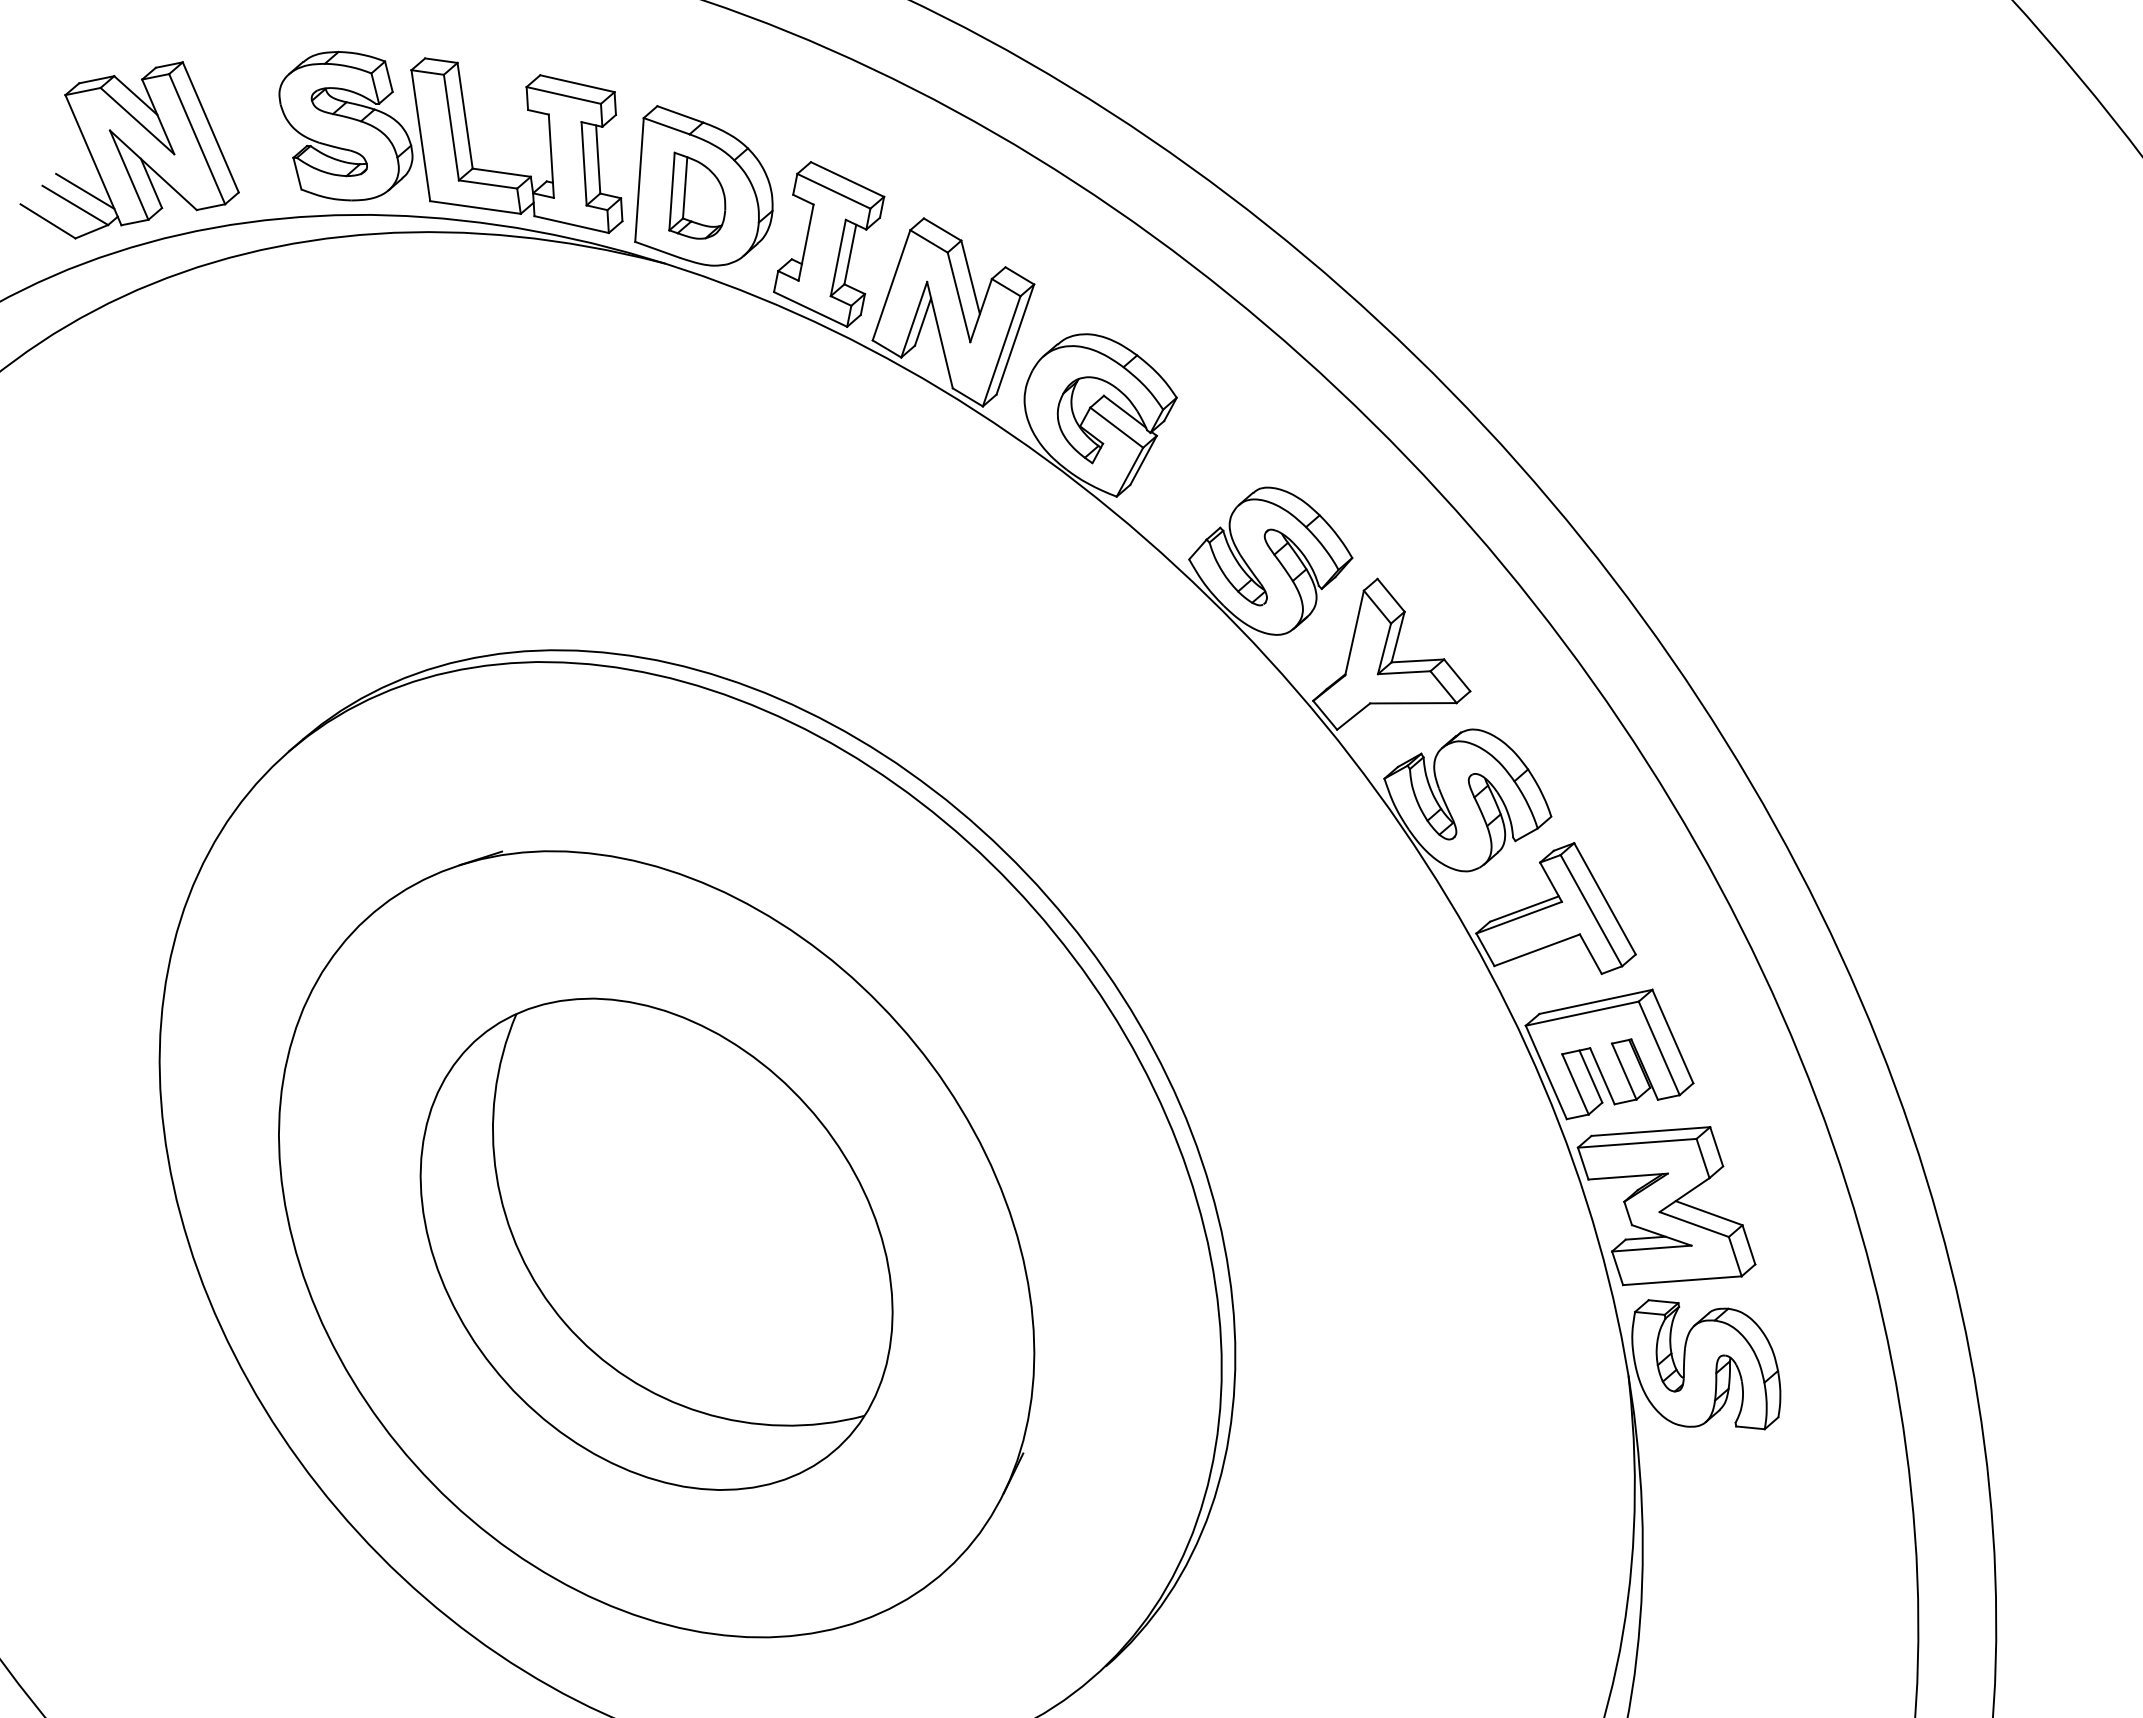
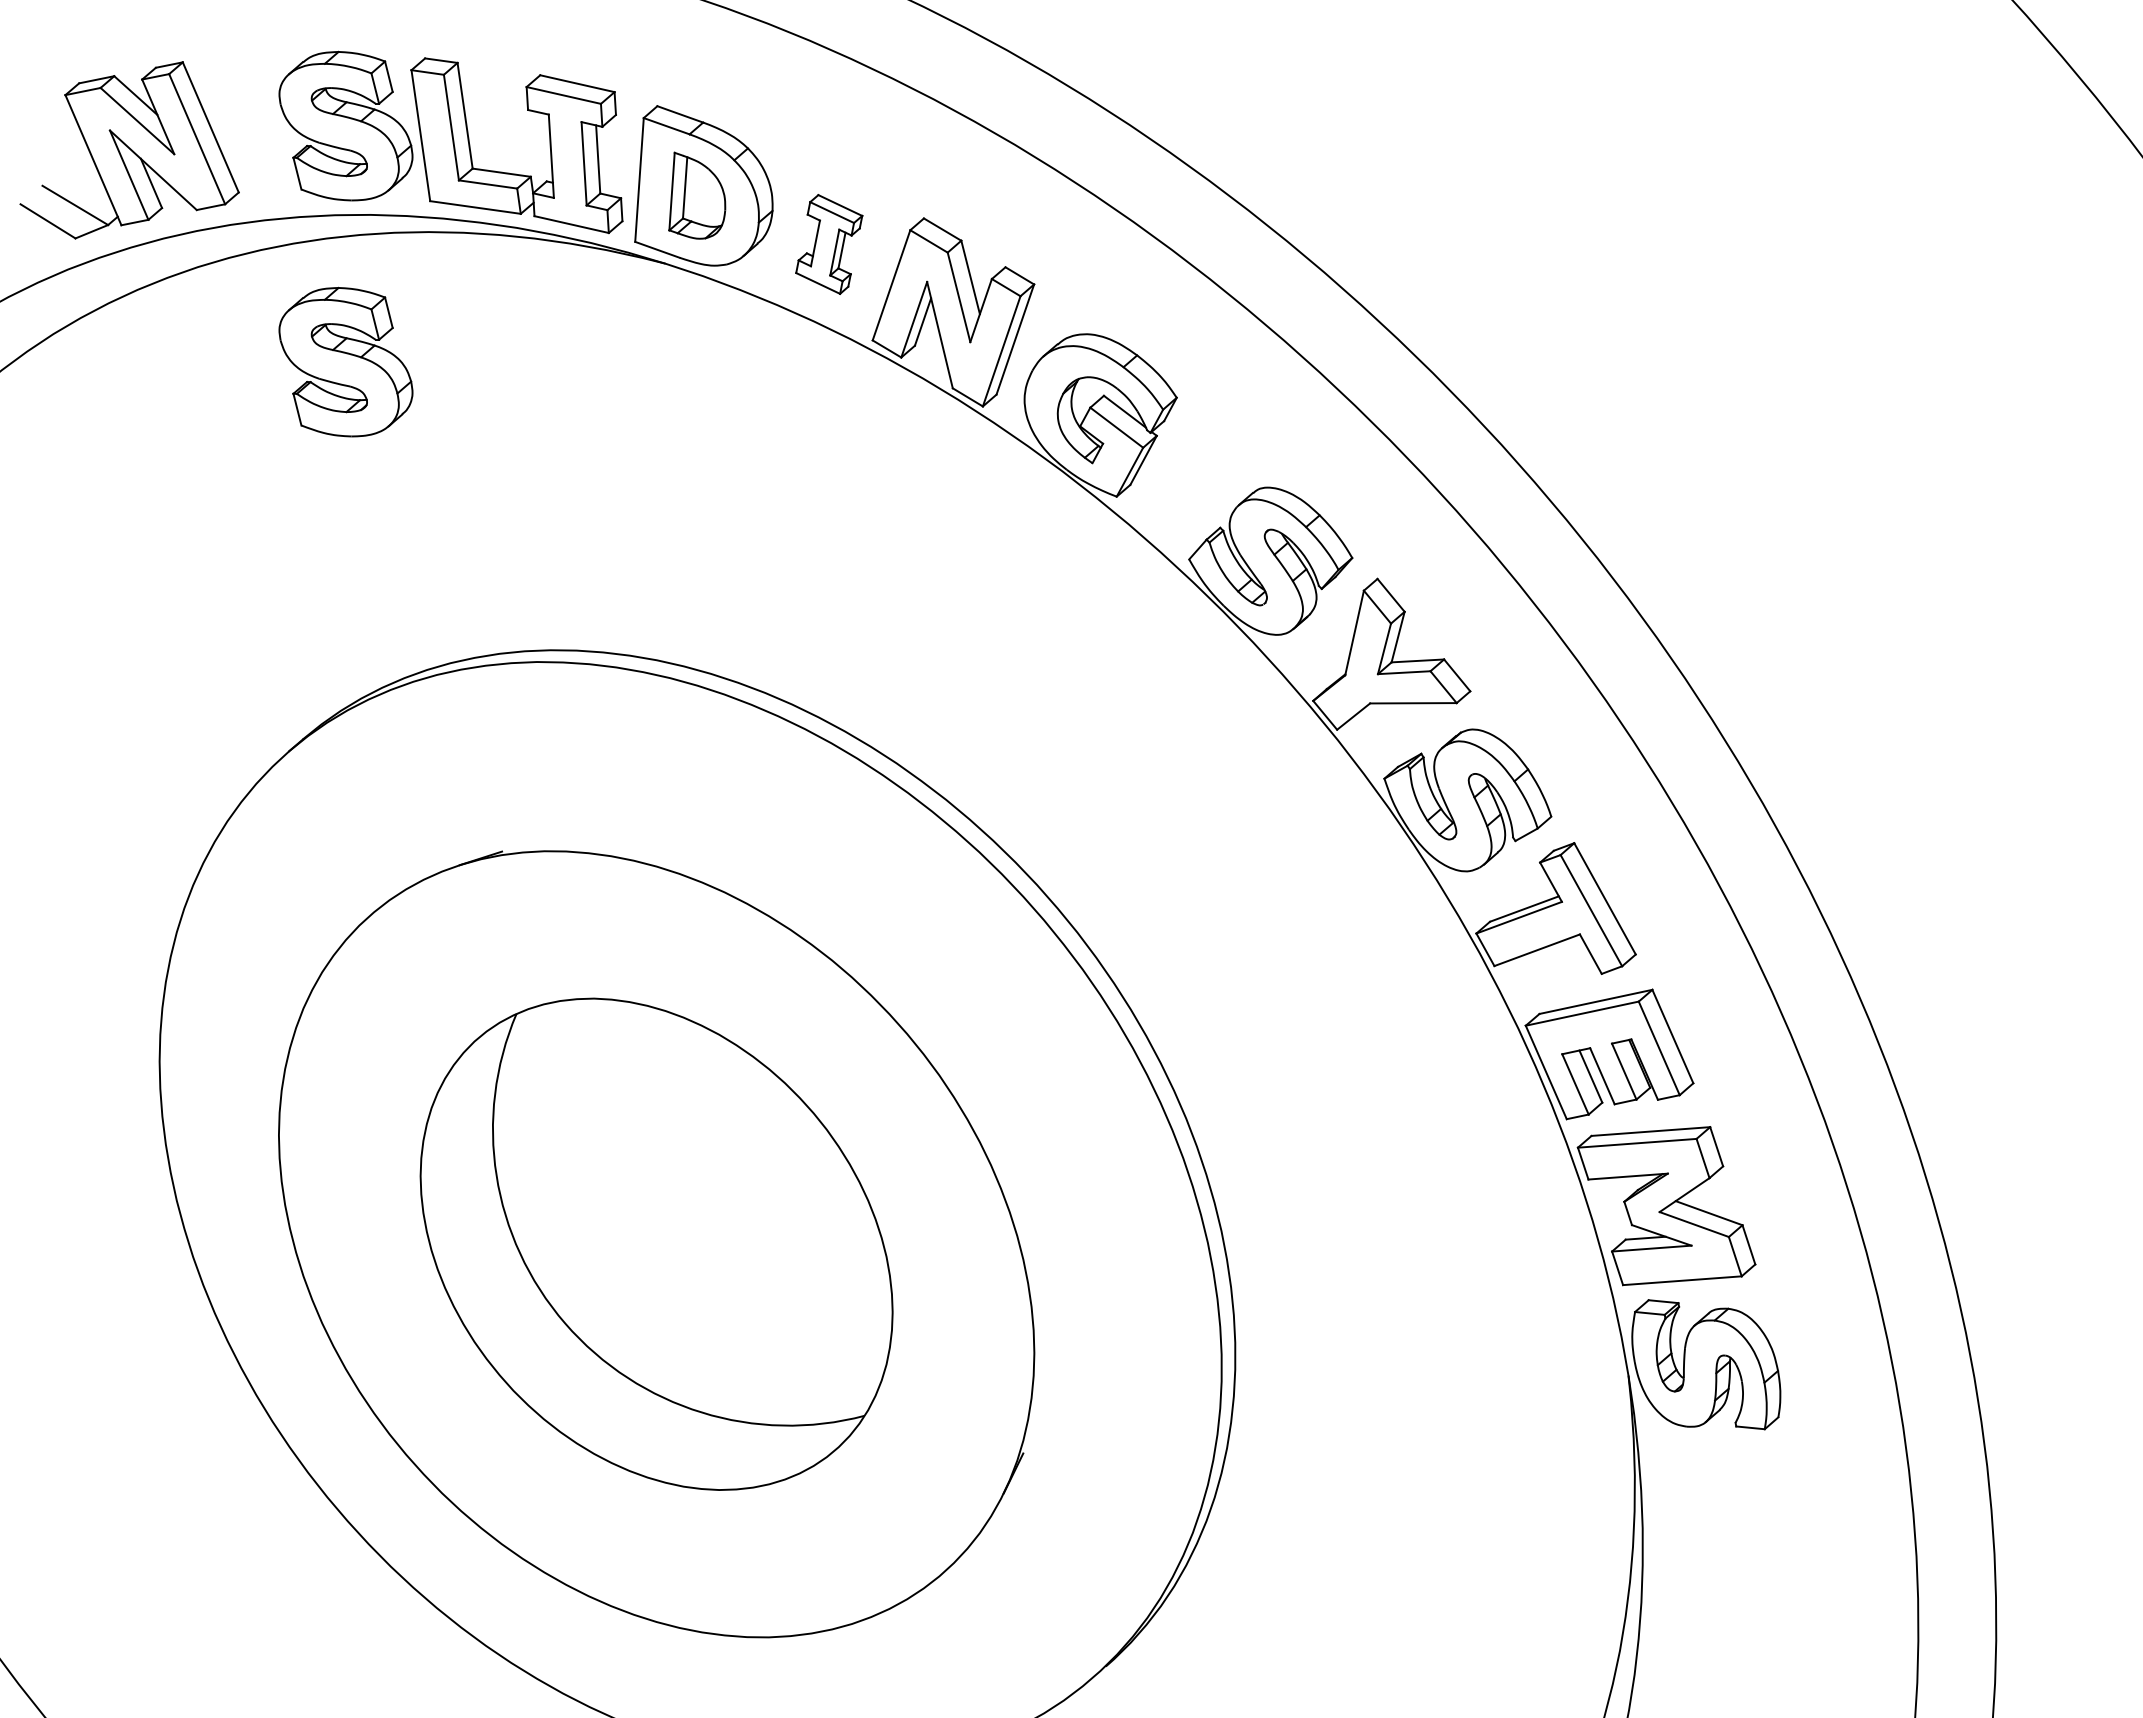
line: present -> none (85, 190)
part size: 113x167 px -> 69x101 px (829, 244)
part: none -> present (345, 361)
